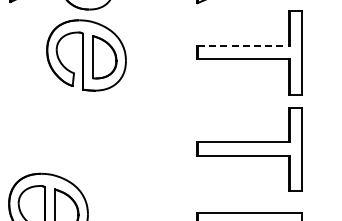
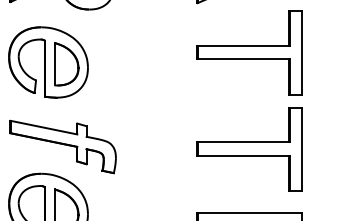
line: dashed -> solid (243, 45)
part position: (86, 55) -> (48, 62) (48, 62)
part: none -> present (62, 146)
